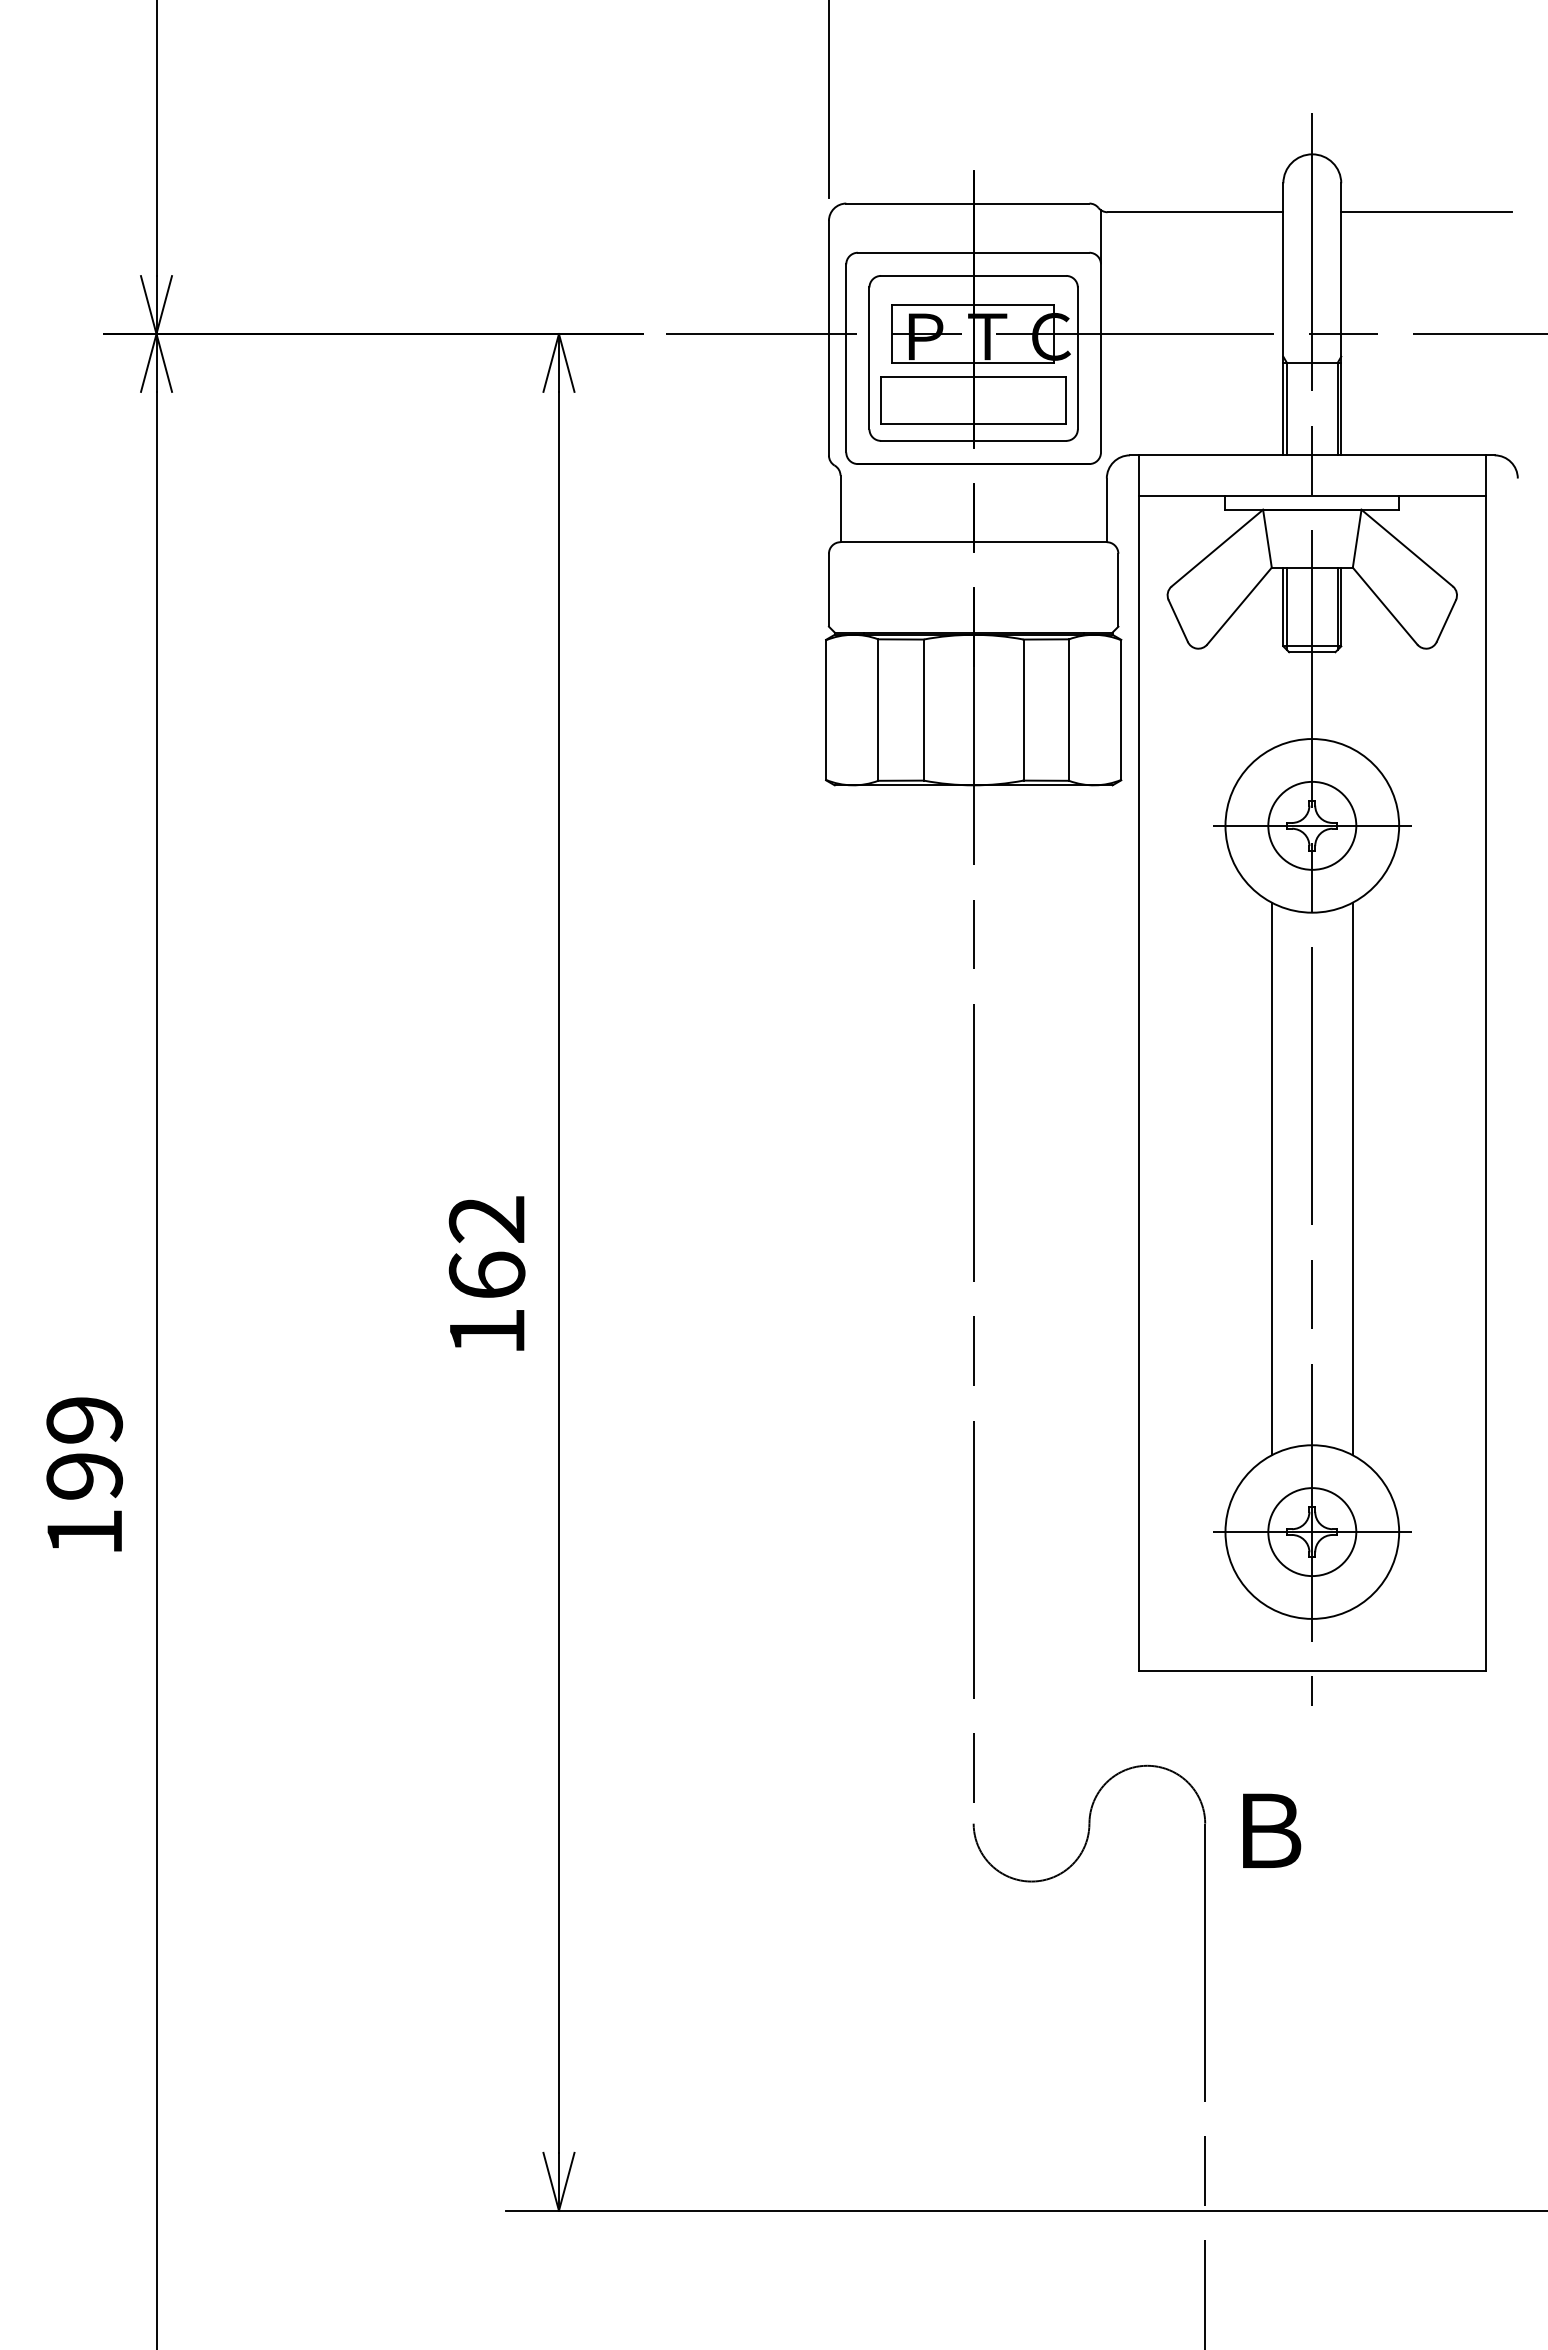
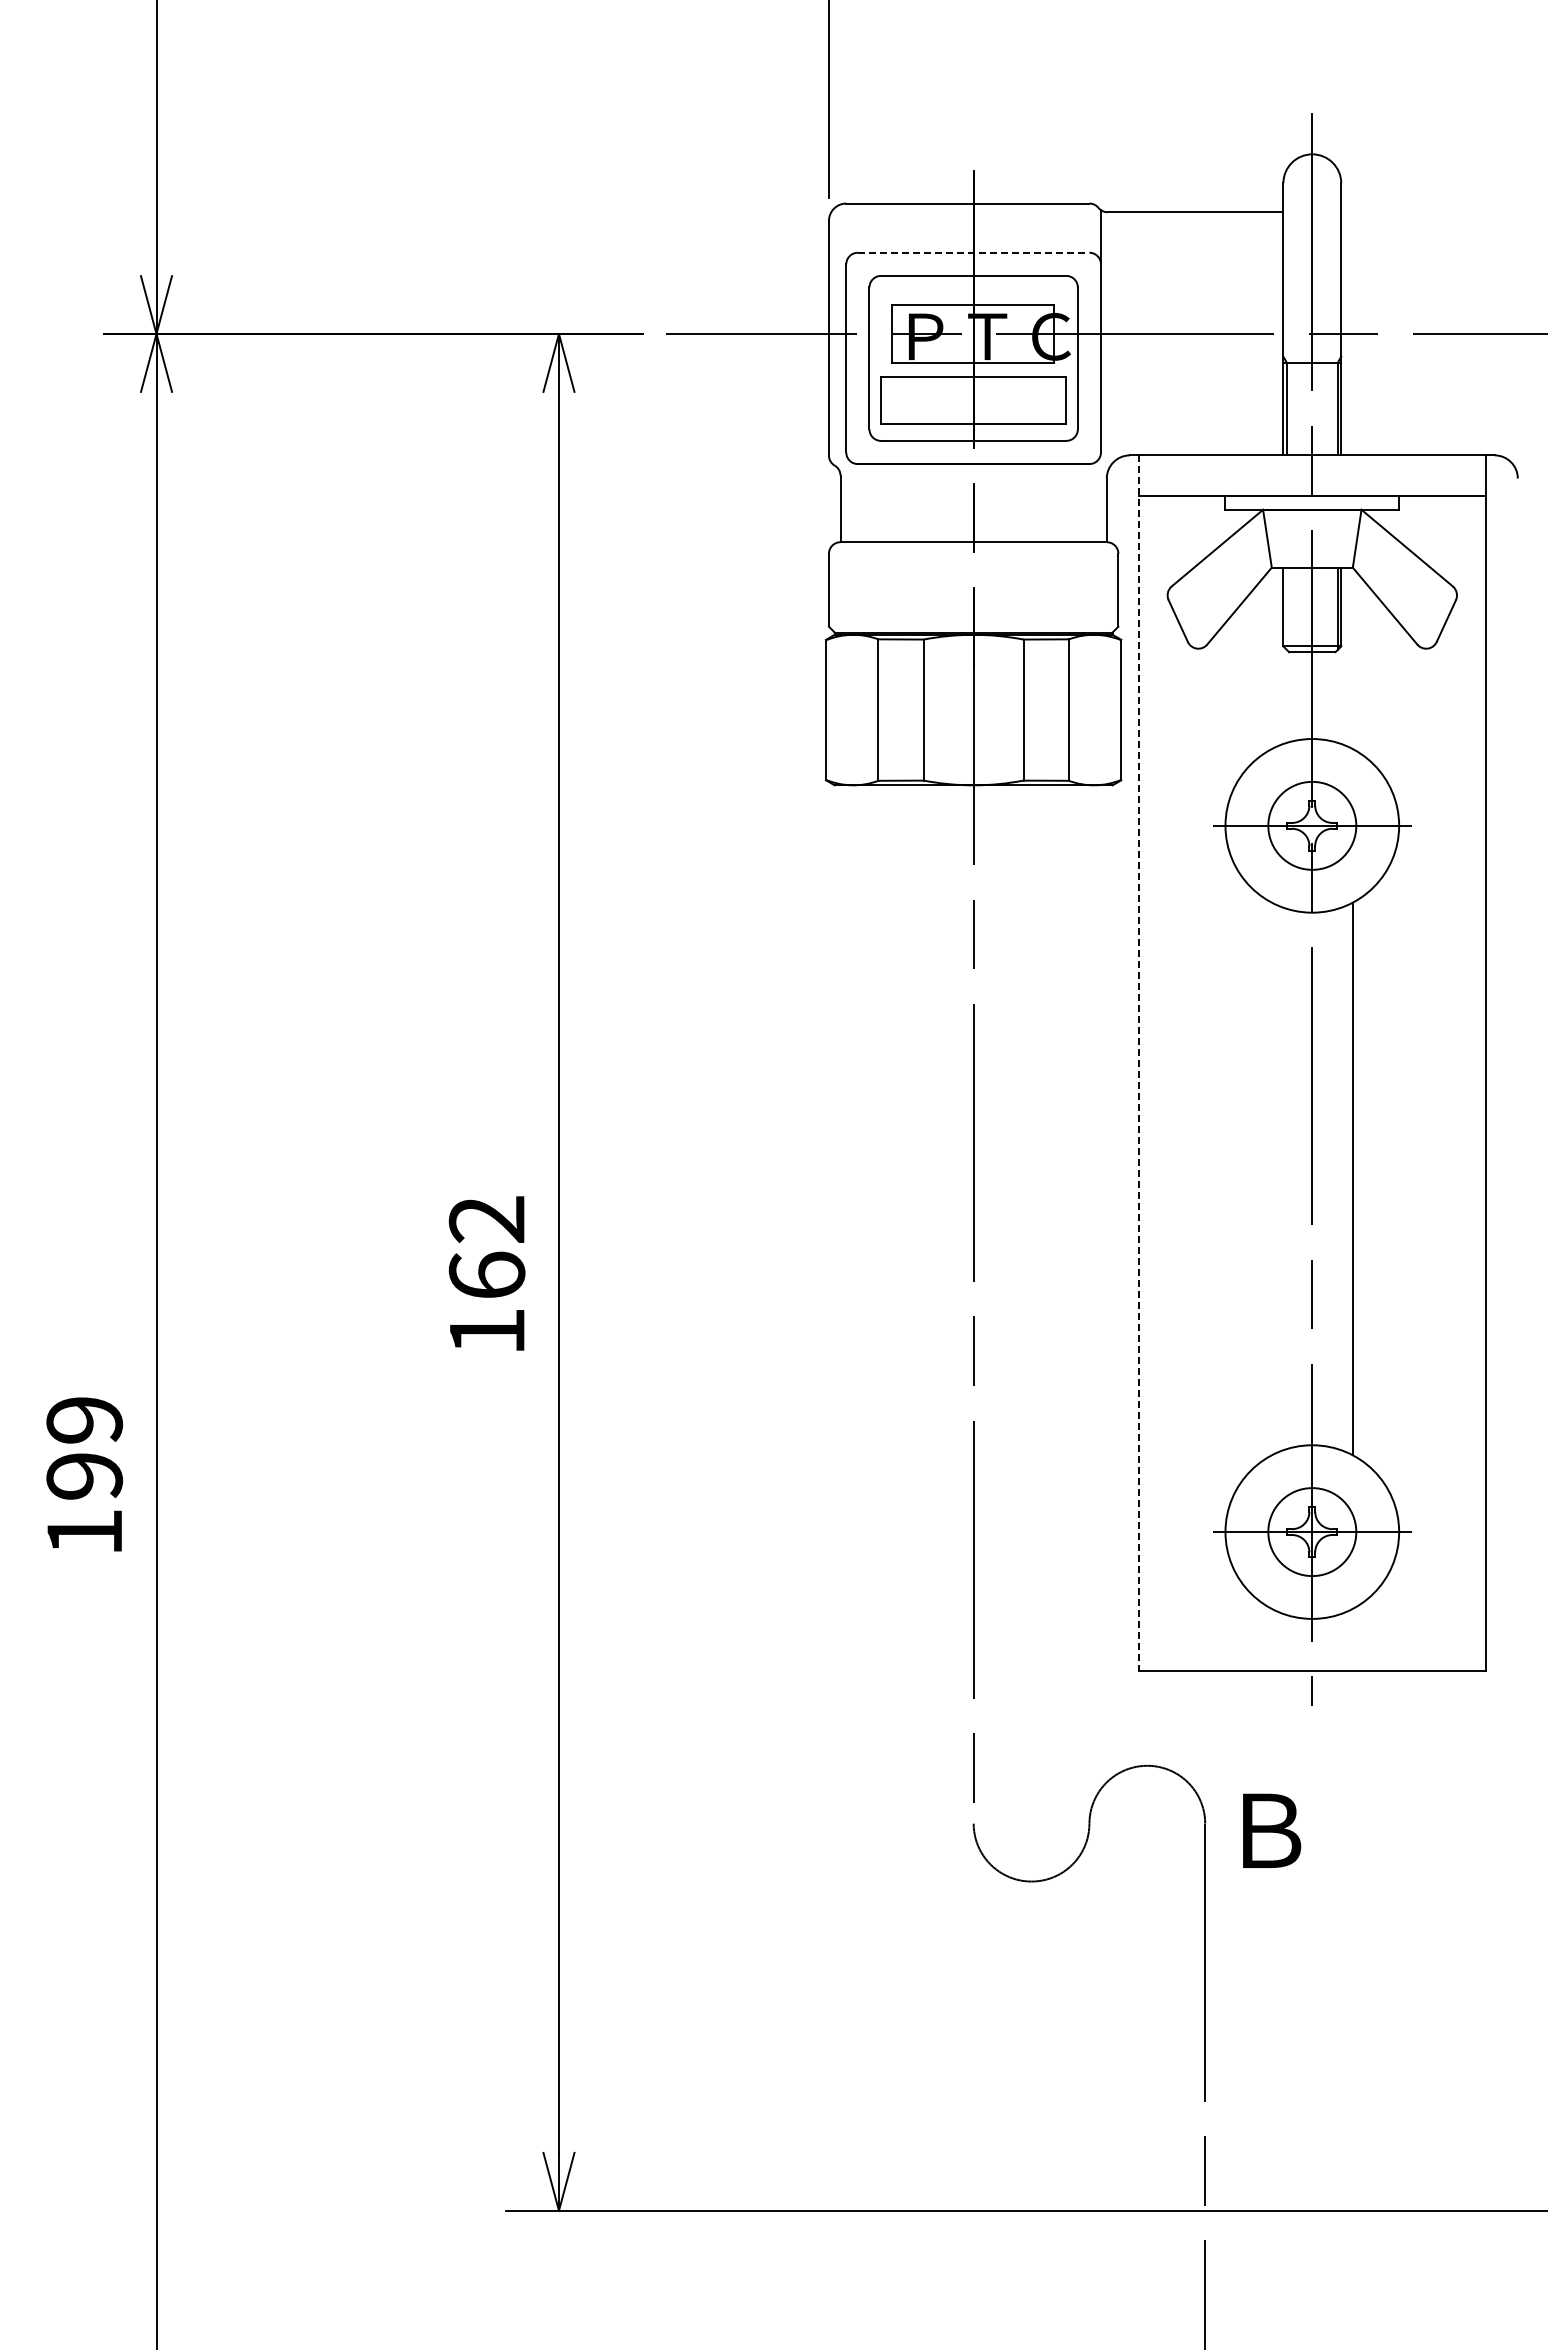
line: present -> none (1426, 212)
line: solid -> dashed (973, 252)
line: present -> none (1286, 608)
line: solid -> dashed (1138, 1063)
line: present -> none (1271, 1178)
